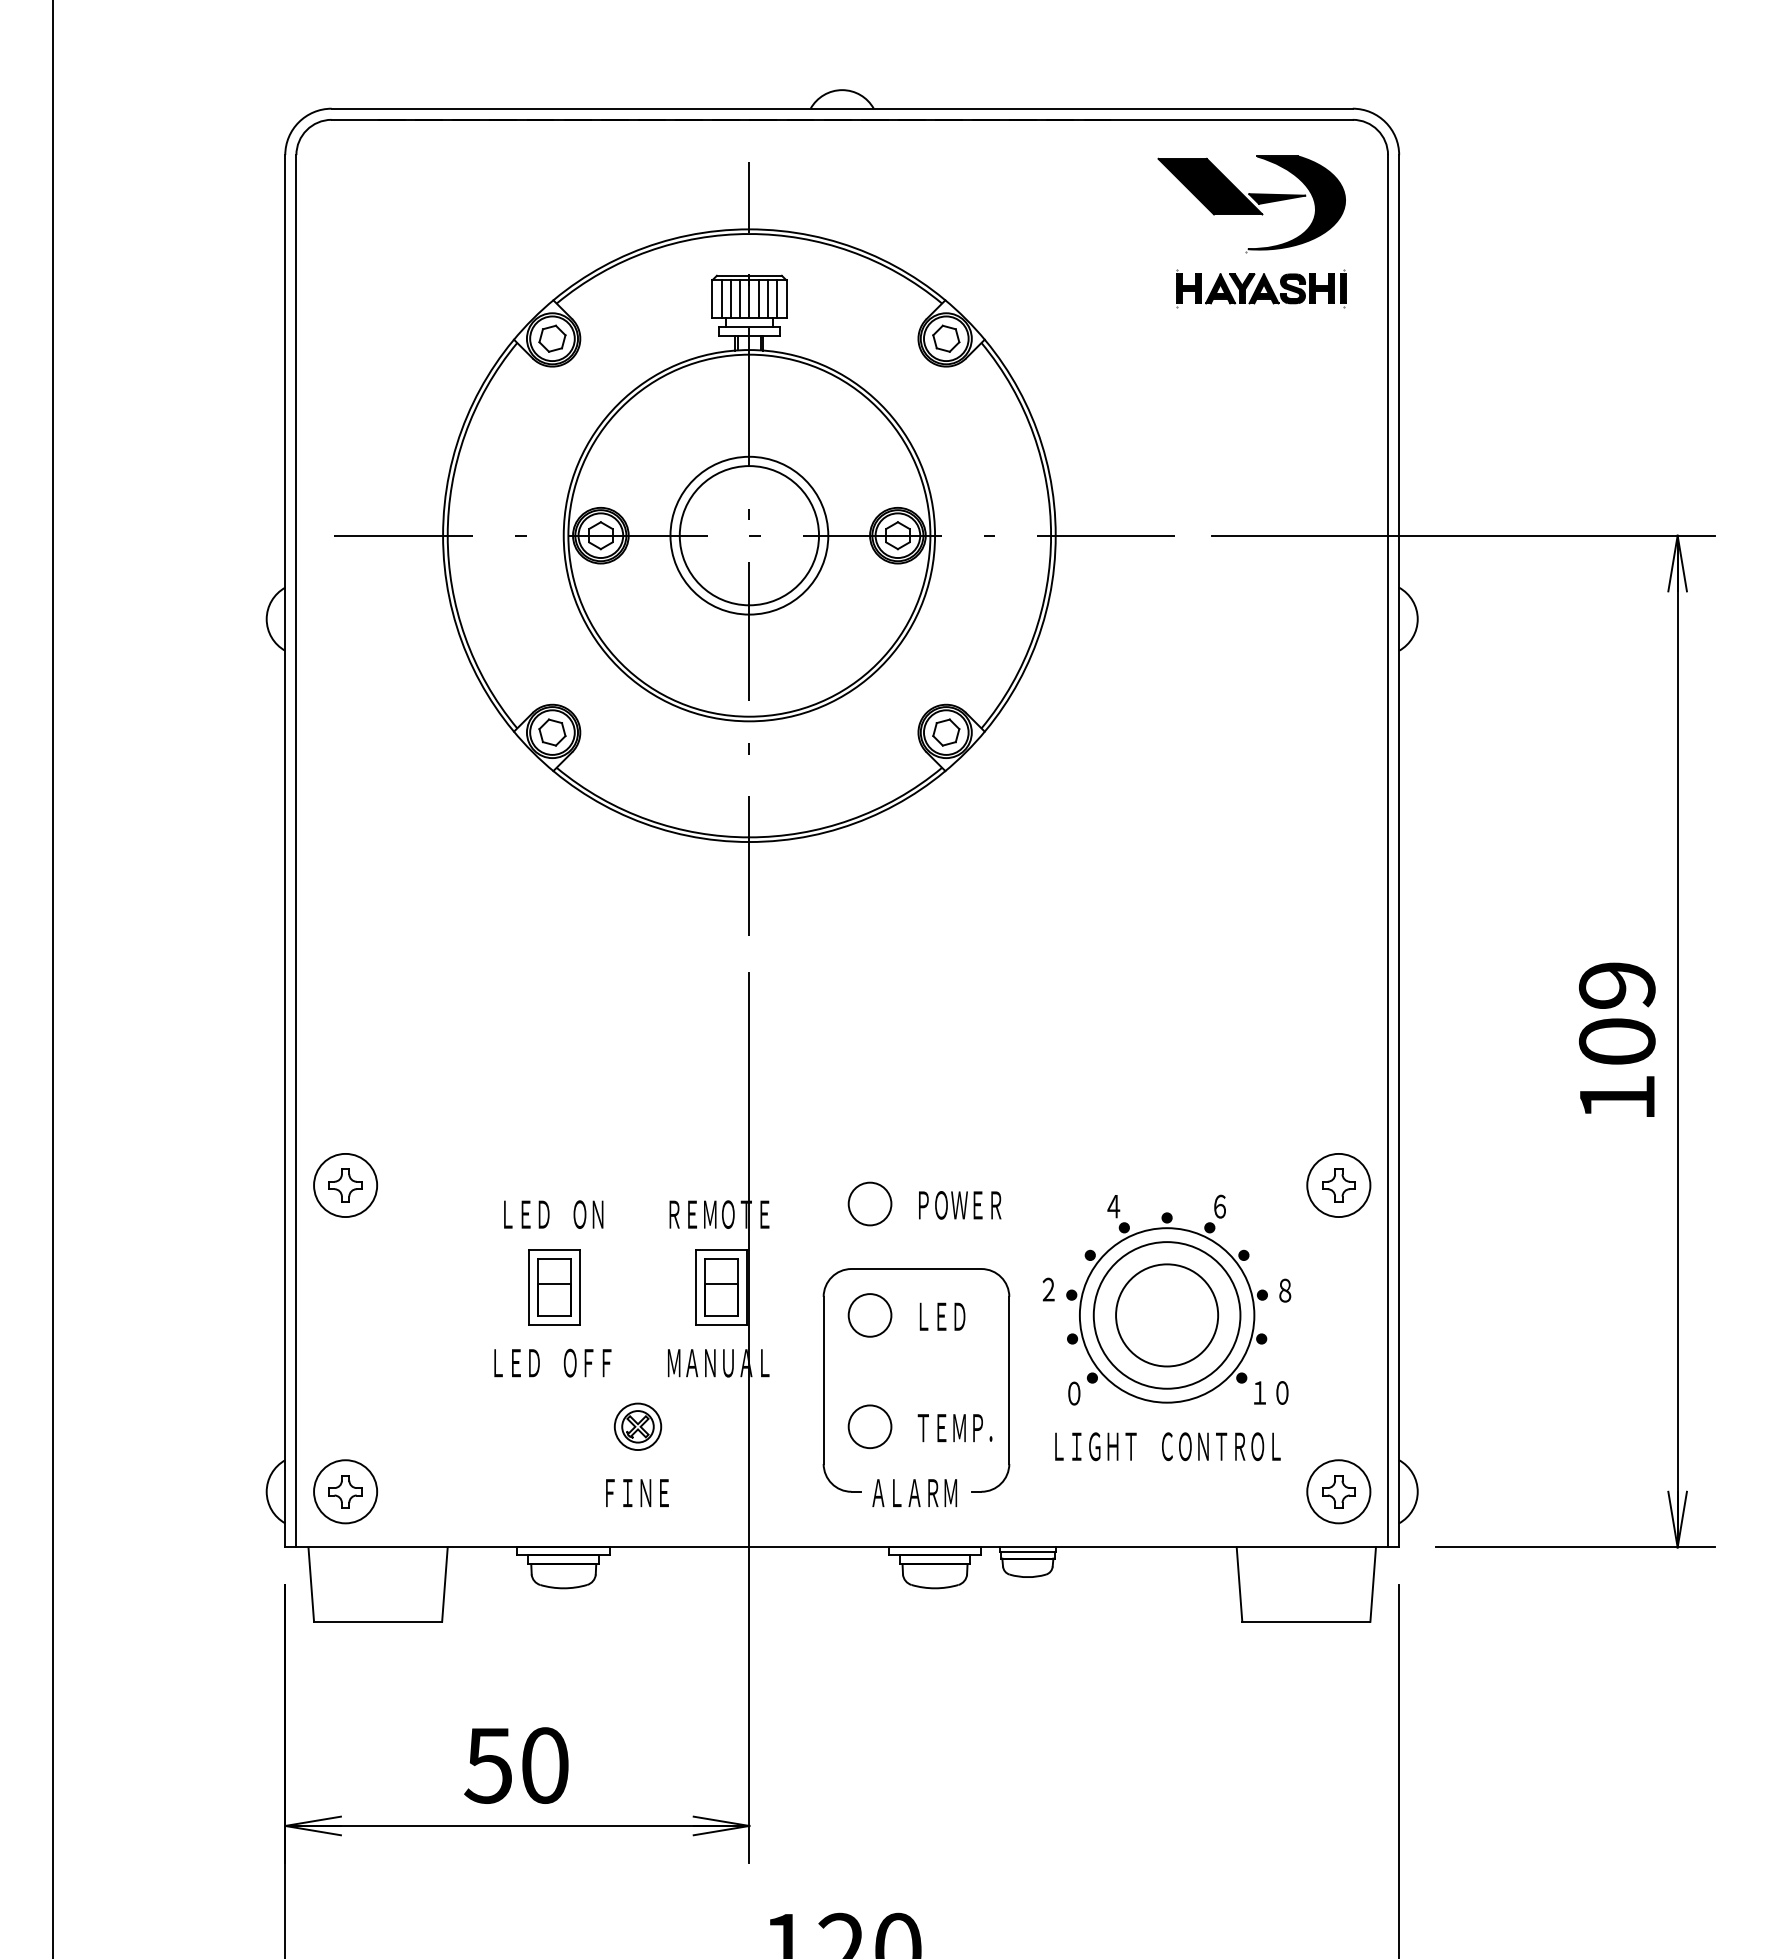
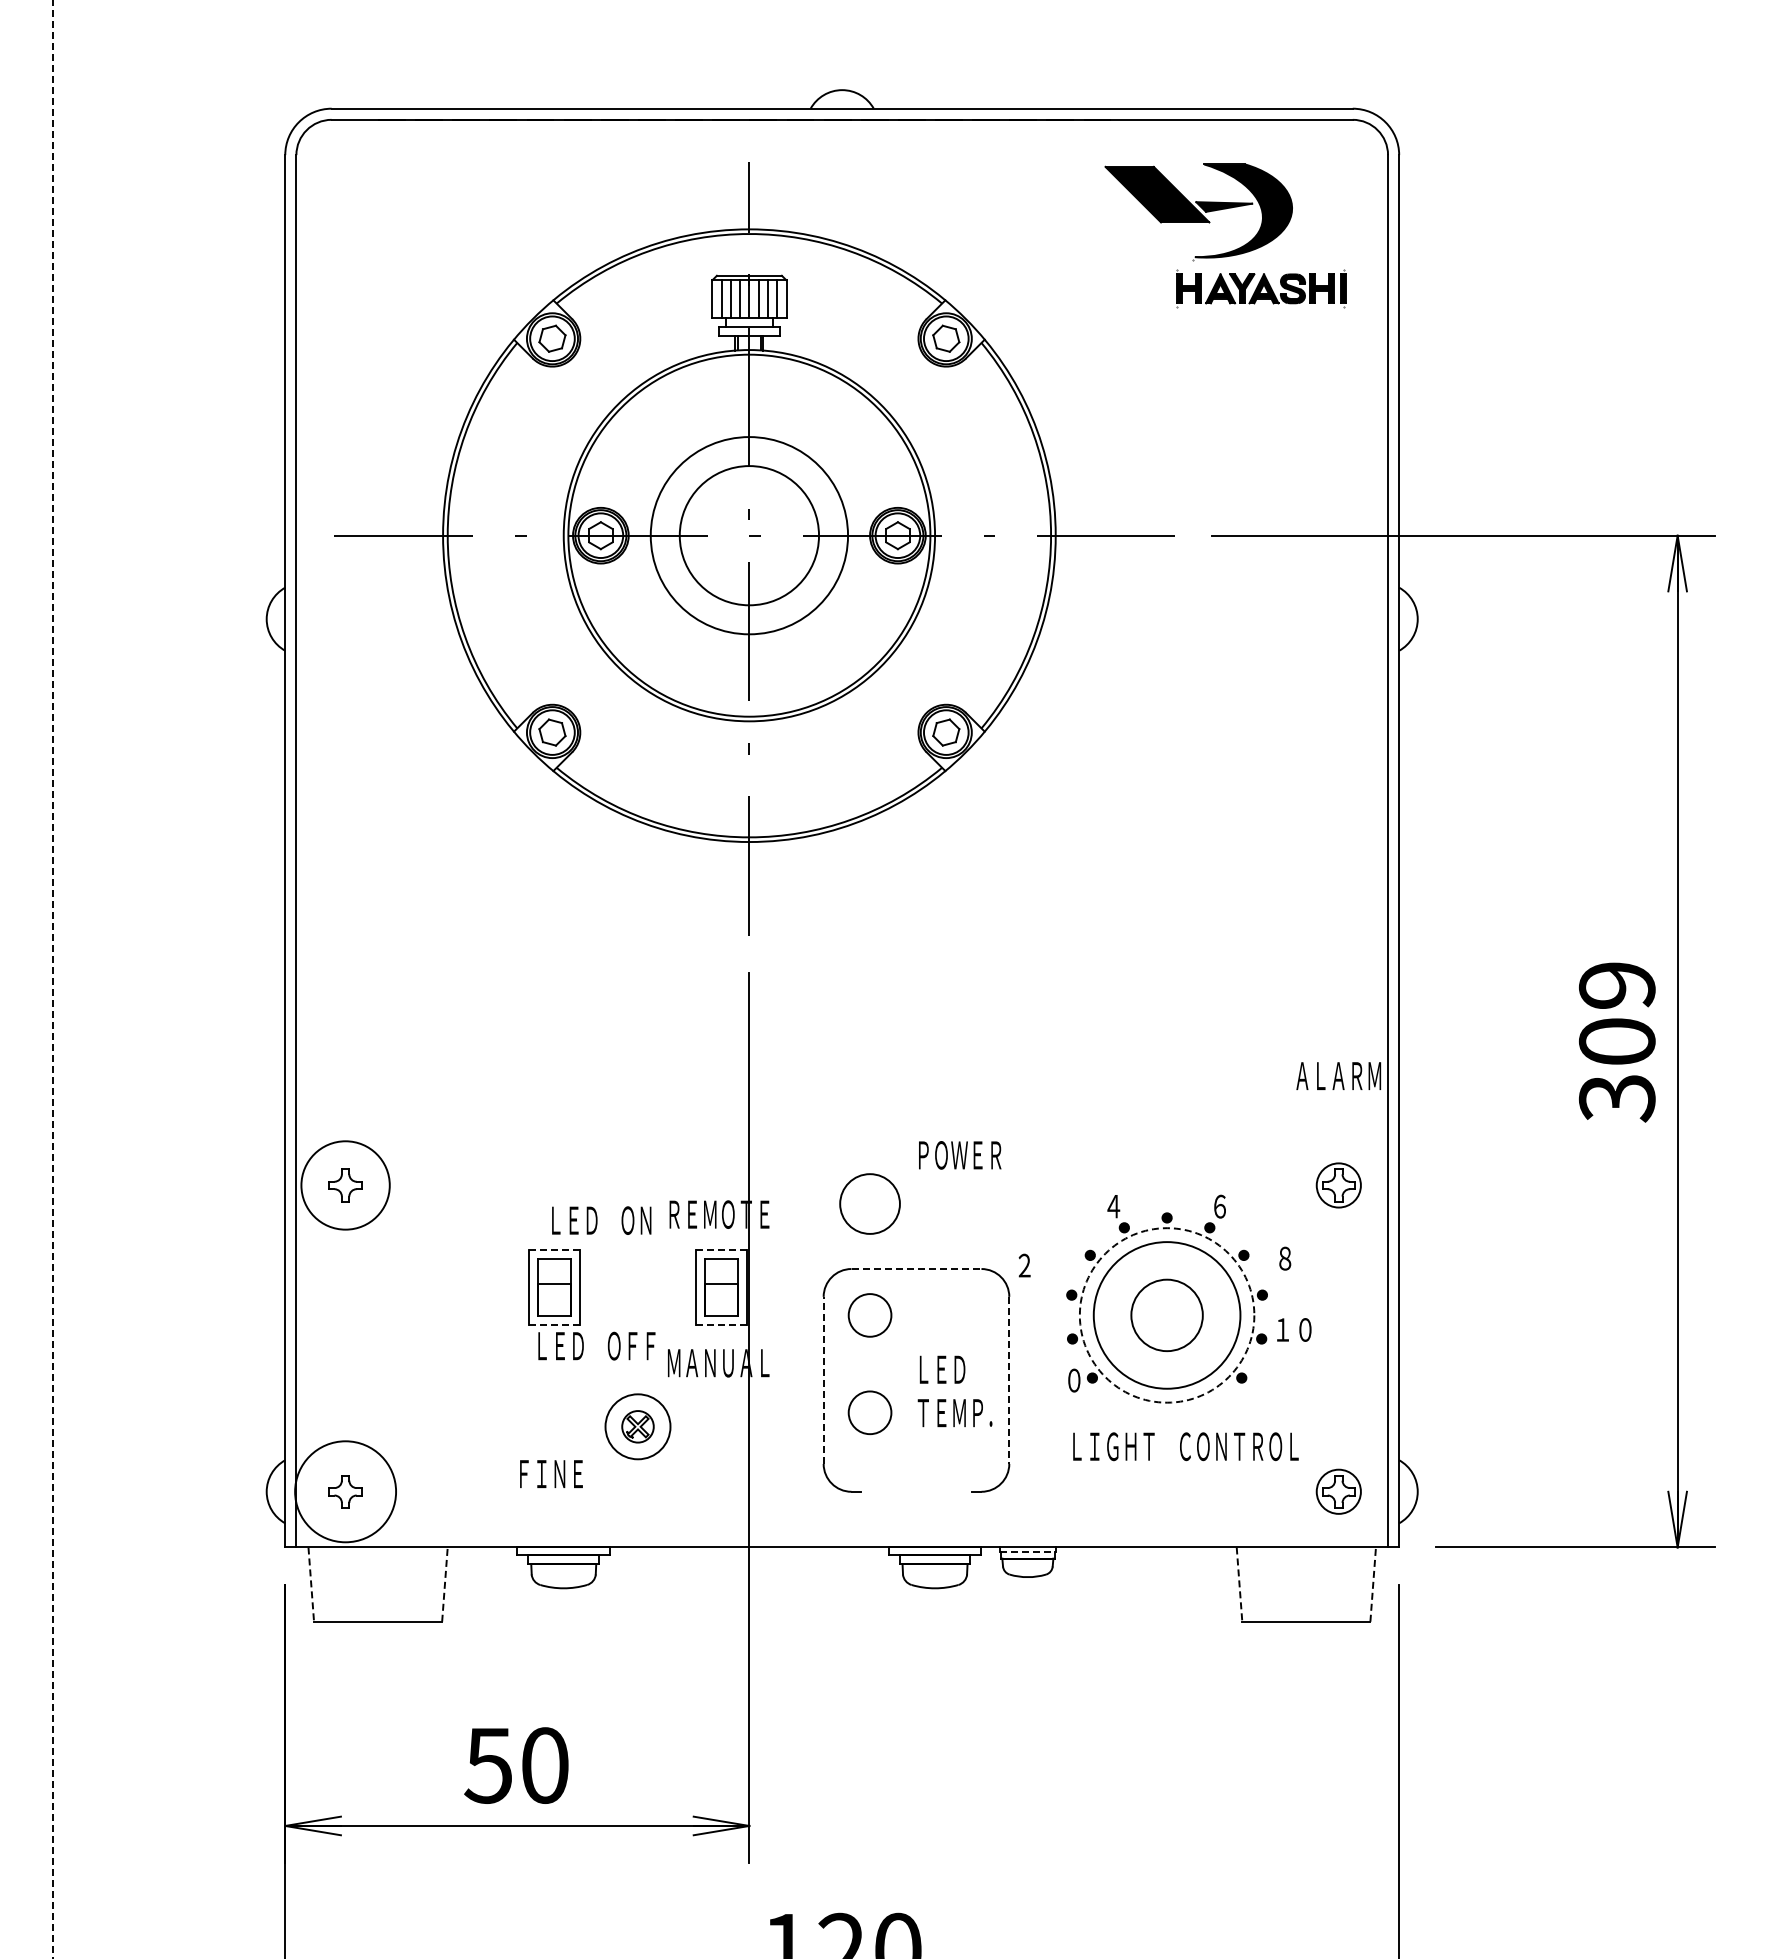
part position: (1251, 204) -> (1198, 212) (1198, 212)
circle diameter: 158 px -> 197 px (749, 535)
line: solid -> dashed (53, 979)
text: 109 -> 309 (1616, 1098)
circle diameter: 63 px -> 88 px (345, 1185)
circle diameter: 63 px -> 44 px (1338, 1185)
circle diameter: 43 px -> 60 px (869, 1203)
text position: (960, 1205) -> (960, 1155) (960, 1155)
text position: (553, 1214) -> (601, 1220) (601, 1220)
line: solid -> dashed (554, 1250)
line: solid -> dashed (721, 1250)
line: solid -> dashed (916, 1269)
text position: (1048, 1289) -> (1024, 1265) (1024, 1265)
text position: (1285, 1290) -> (1285, 1258) (1285, 1258)
circle: solid -> dashed (1166, 1315)
circle diameter: 102 px -> 71 px (1166, 1315)
text position: (942, 1316) -> (942, 1369) (942, 1369)
line: solid -> dashed (554, 1324)
line: solid -> dashed (721, 1324)
text position: (552, 1362) -> (596, 1345) (596, 1345)
line: solid -> dashed (823, 1380)
line: solid -> dashed (1009, 1380)
text position: (1271, 1392) -> (1294, 1329) (1294, 1329)
text position: (1074, 1393) -> (1074, 1380) (1074, 1380)
circle diameter: 46 px -> 65 px (637, 1426)
circle position: (869, 1426) -> (869, 1412) (869, 1412)
text position: (954, 1428) -> (954, 1413) (954, 1413)
text position: (1167, 1446) -> (1185, 1446) (1185, 1446)
circle diameter: 63 px -> 101 px (345, 1491)
circle diameter: 63 px -> 44 px (1338, 1491)
text position: (637, 1492) -> (551, 1473) (551, 1473)
text position: (914, 1492) -> (1338, 1075) (1338, 1075)
line: solid -> dashed (1027, 1552)
line: solid -> dashed (444, 1584)
line: solid -> dashed (1373, 1584)
line: solid -> dashed (311, 1585)
line: solid -> dashed (1239, 1585)
